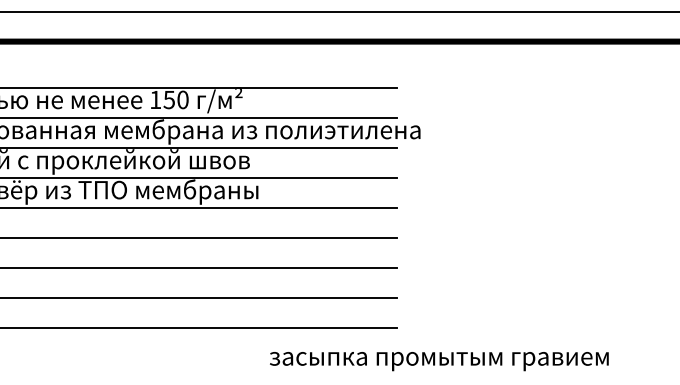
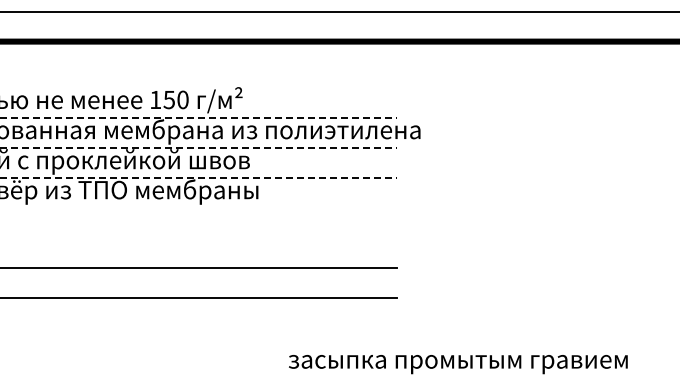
line: present -> none (199, 87)
line: solid -> dashed (198, 117)
line: solid -> dashed (198, 147)
line: solid -> dashed (198, 177)
line: present -> none (199, 207)
line: present -> none (199, 237)
line: present -> none (199, 328)
text position: (439, 361) -> (458, 364) (458, 364)
